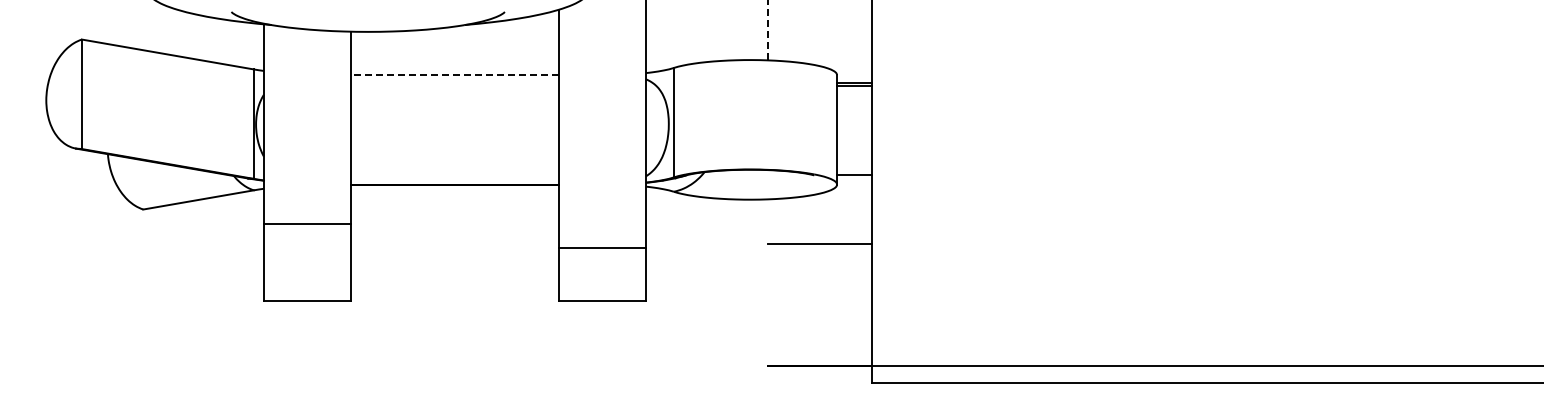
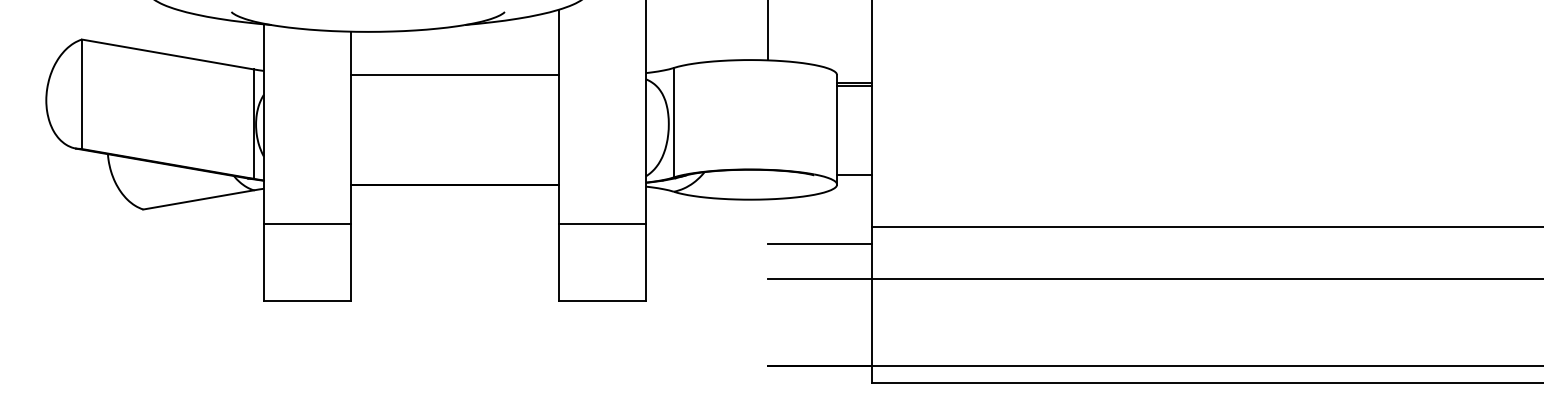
line: dashed -> solid (767, 30)
line: dashed -> solid (454, 75)
line: none -> present (1205, 226)
line position: (602, 248) -> (602, 224) (602, 224)
line: none -> present (1153, 278)
